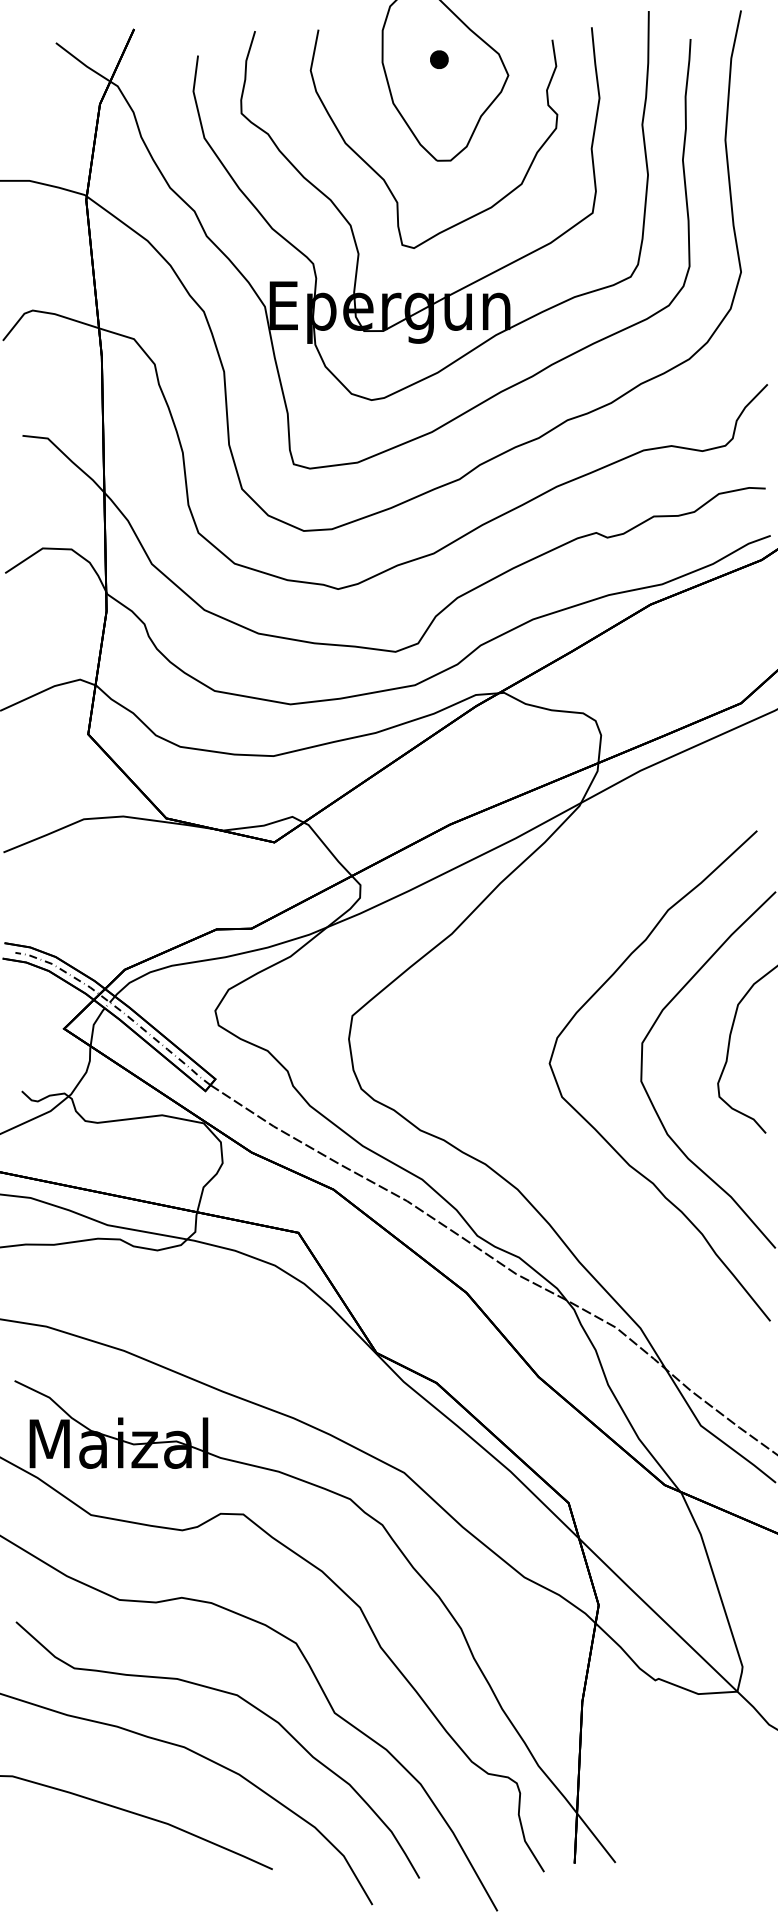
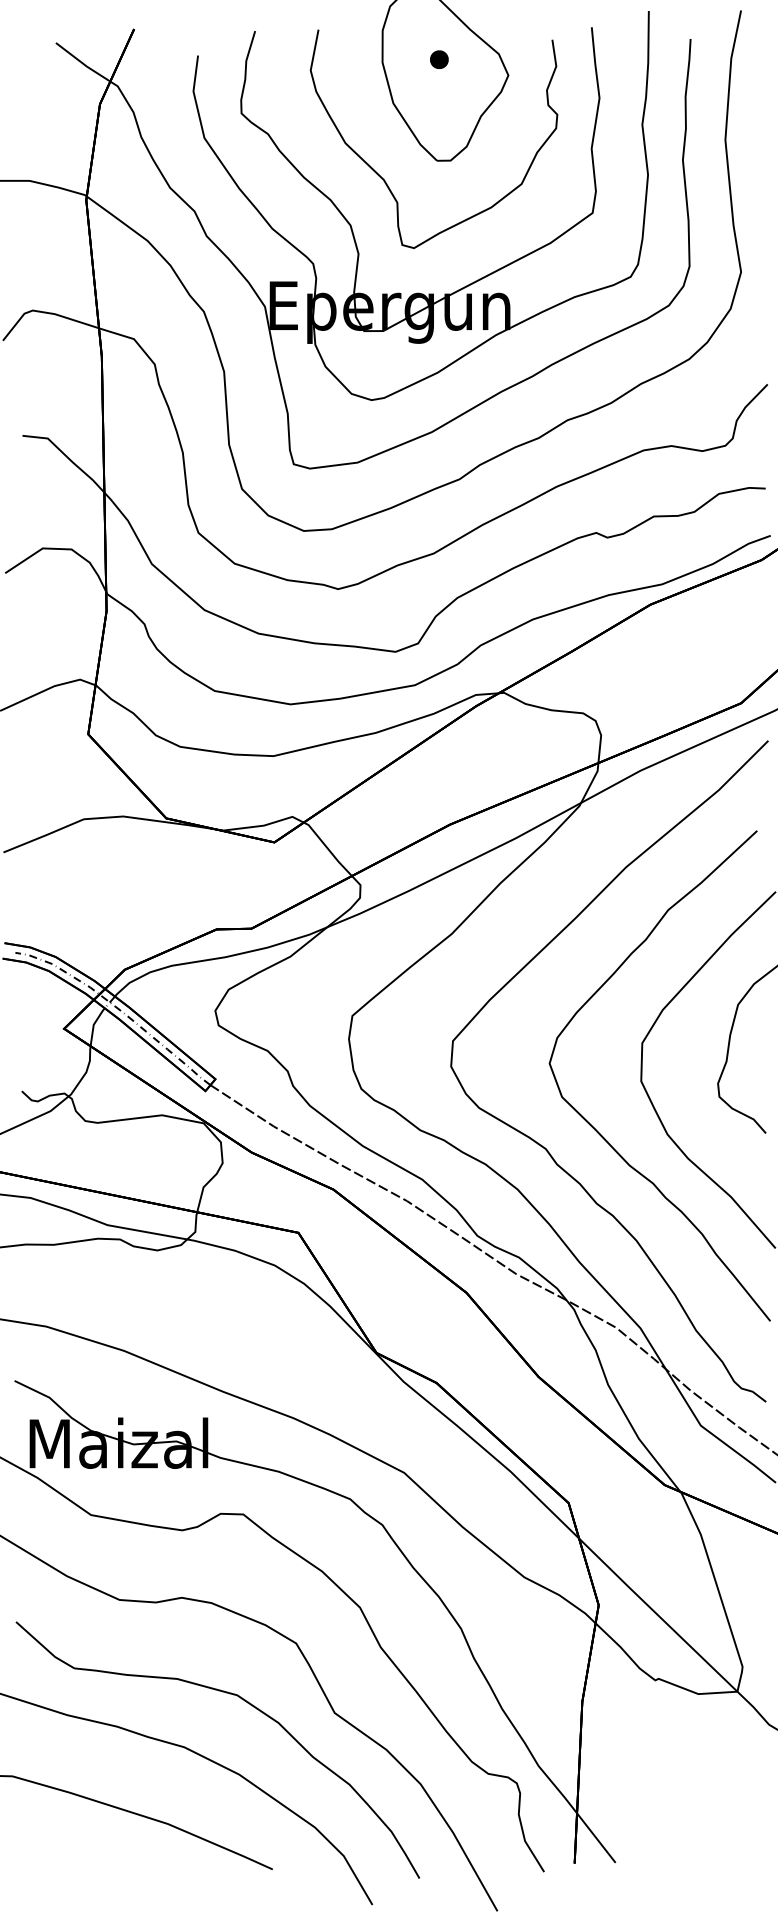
curve: none -> present (544, 1146)
